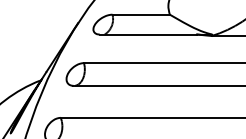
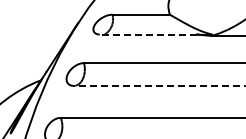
line: solid -> dashed (148, 34)
line: solid -> dashed (159, 85)
